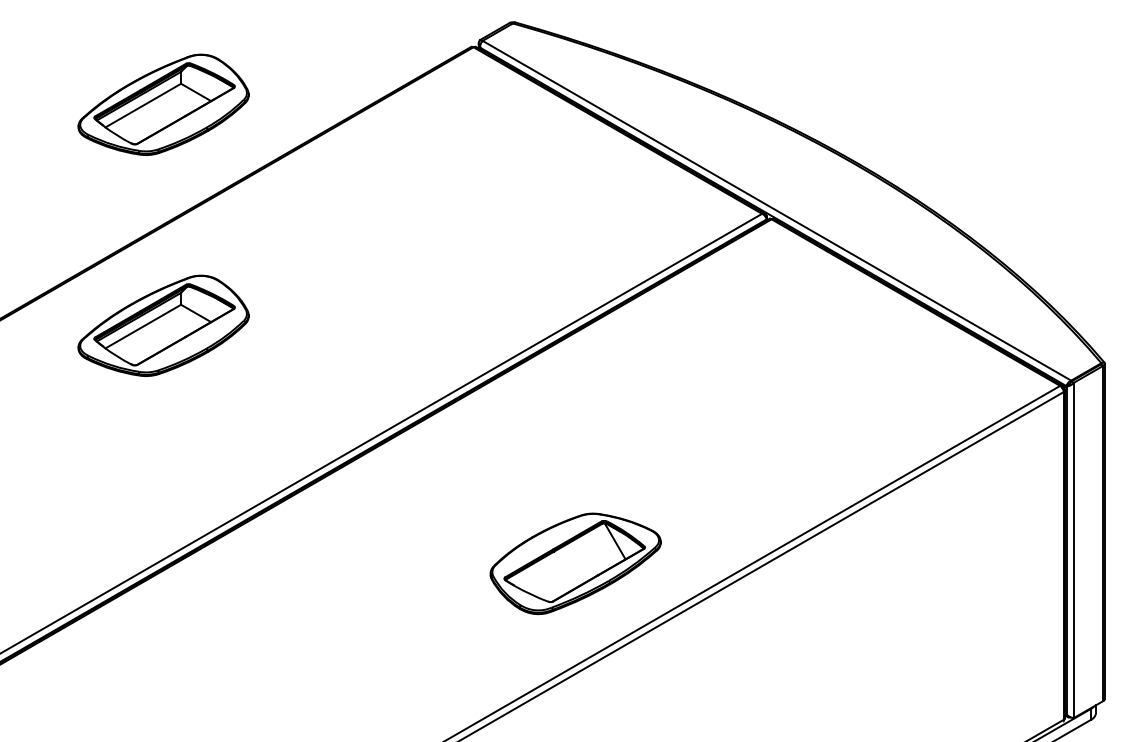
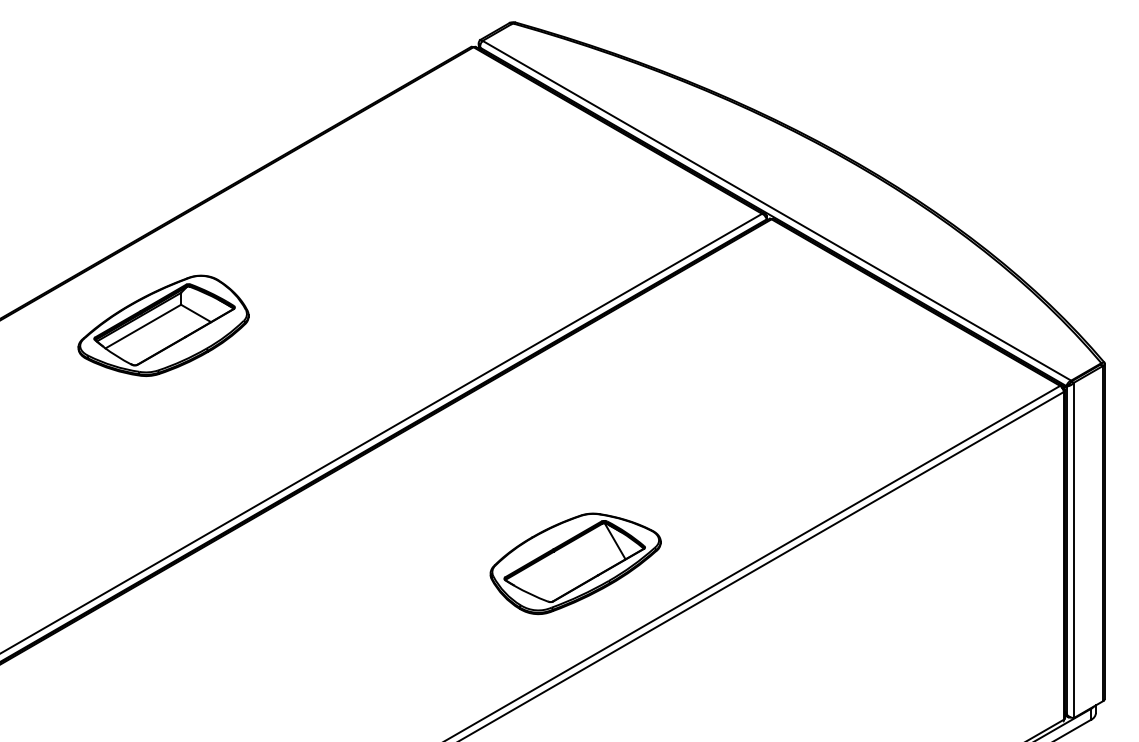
part: present -> none (163, 104)
